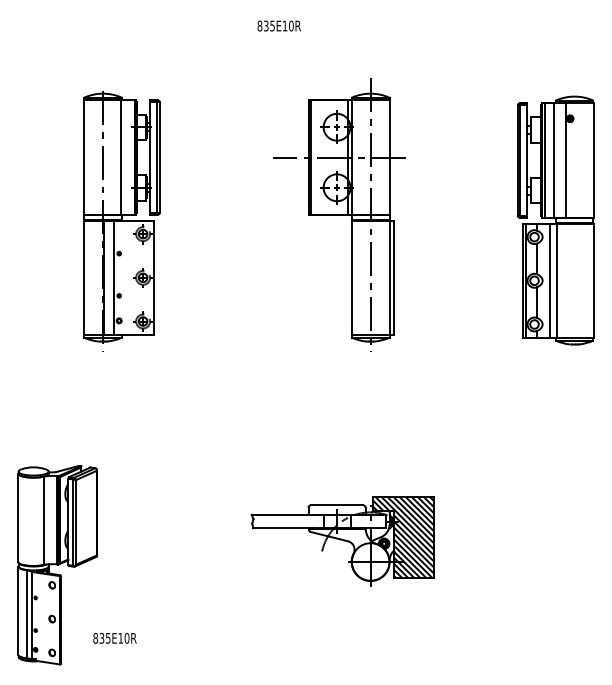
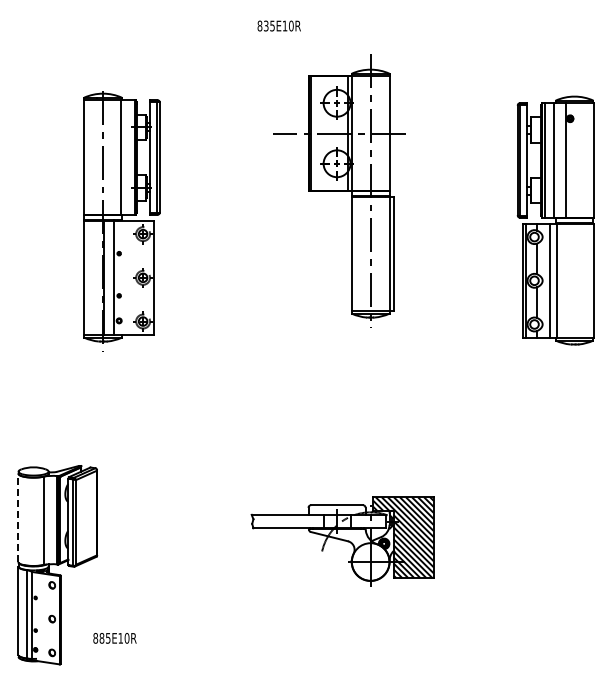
part position: (339, 214) -> (339, 190) (339, 190)
line: solid -> dashed (18, 517)
text: 835E10R -> 885E10R (101, 638)
